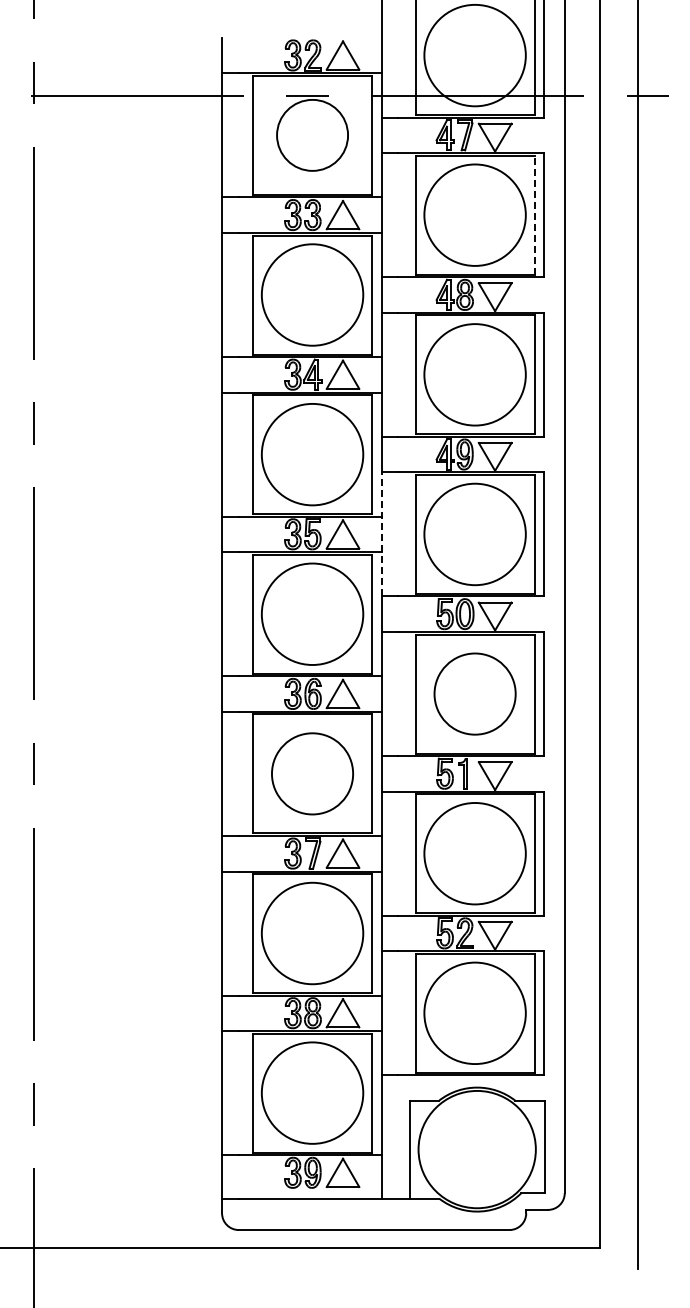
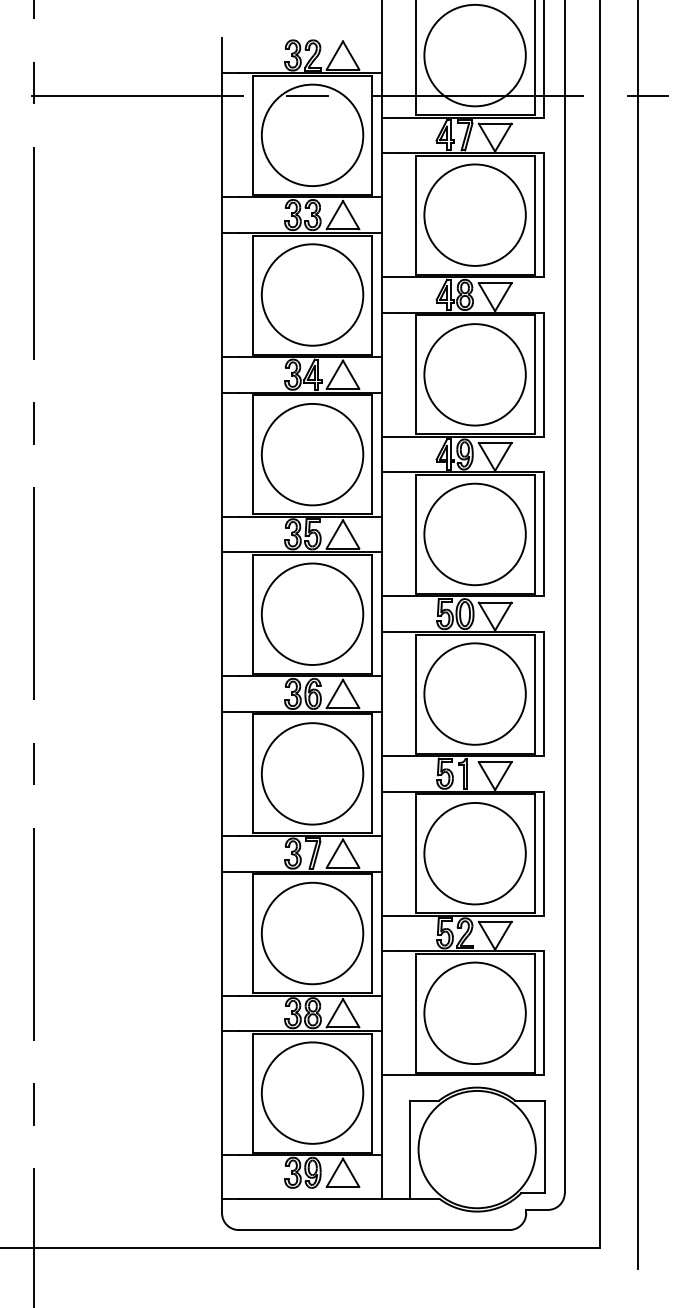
circle diameter: 71 px -> 101 px (312, 135)
line: dashed -> solid (534, 214)
line: dashed -> solid (381, 533)
circle diameter: 81 px -> 101 px (474, 693)
circle diameter: 81 px -> 101 px (312, 773)
